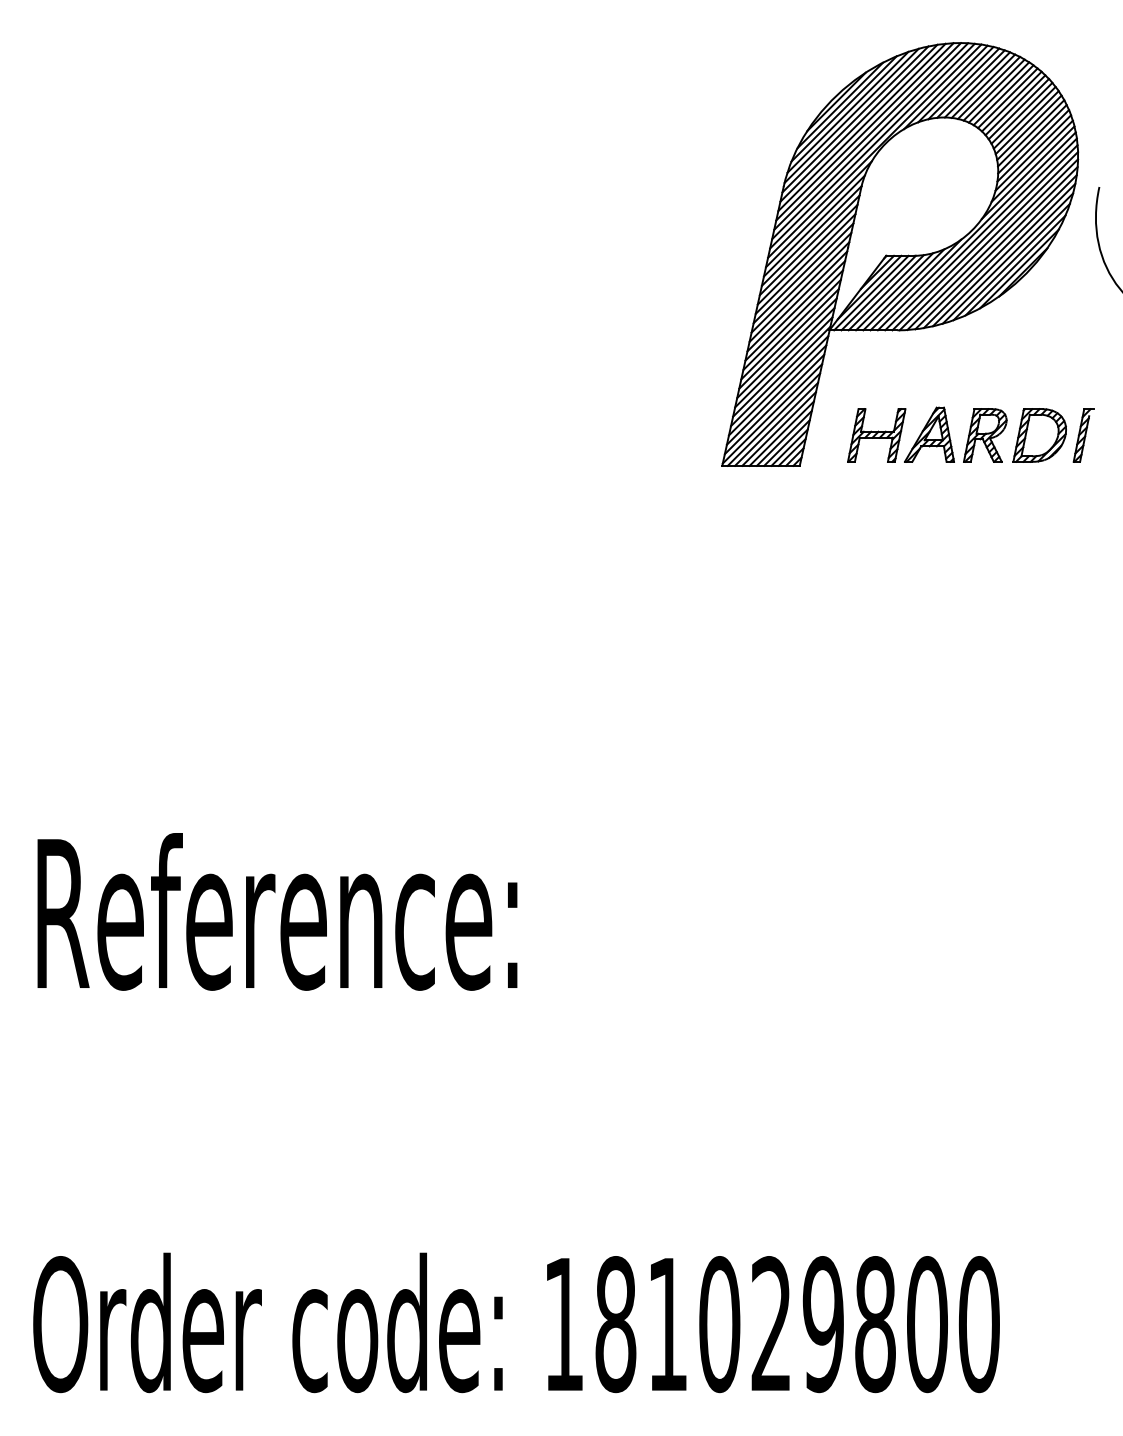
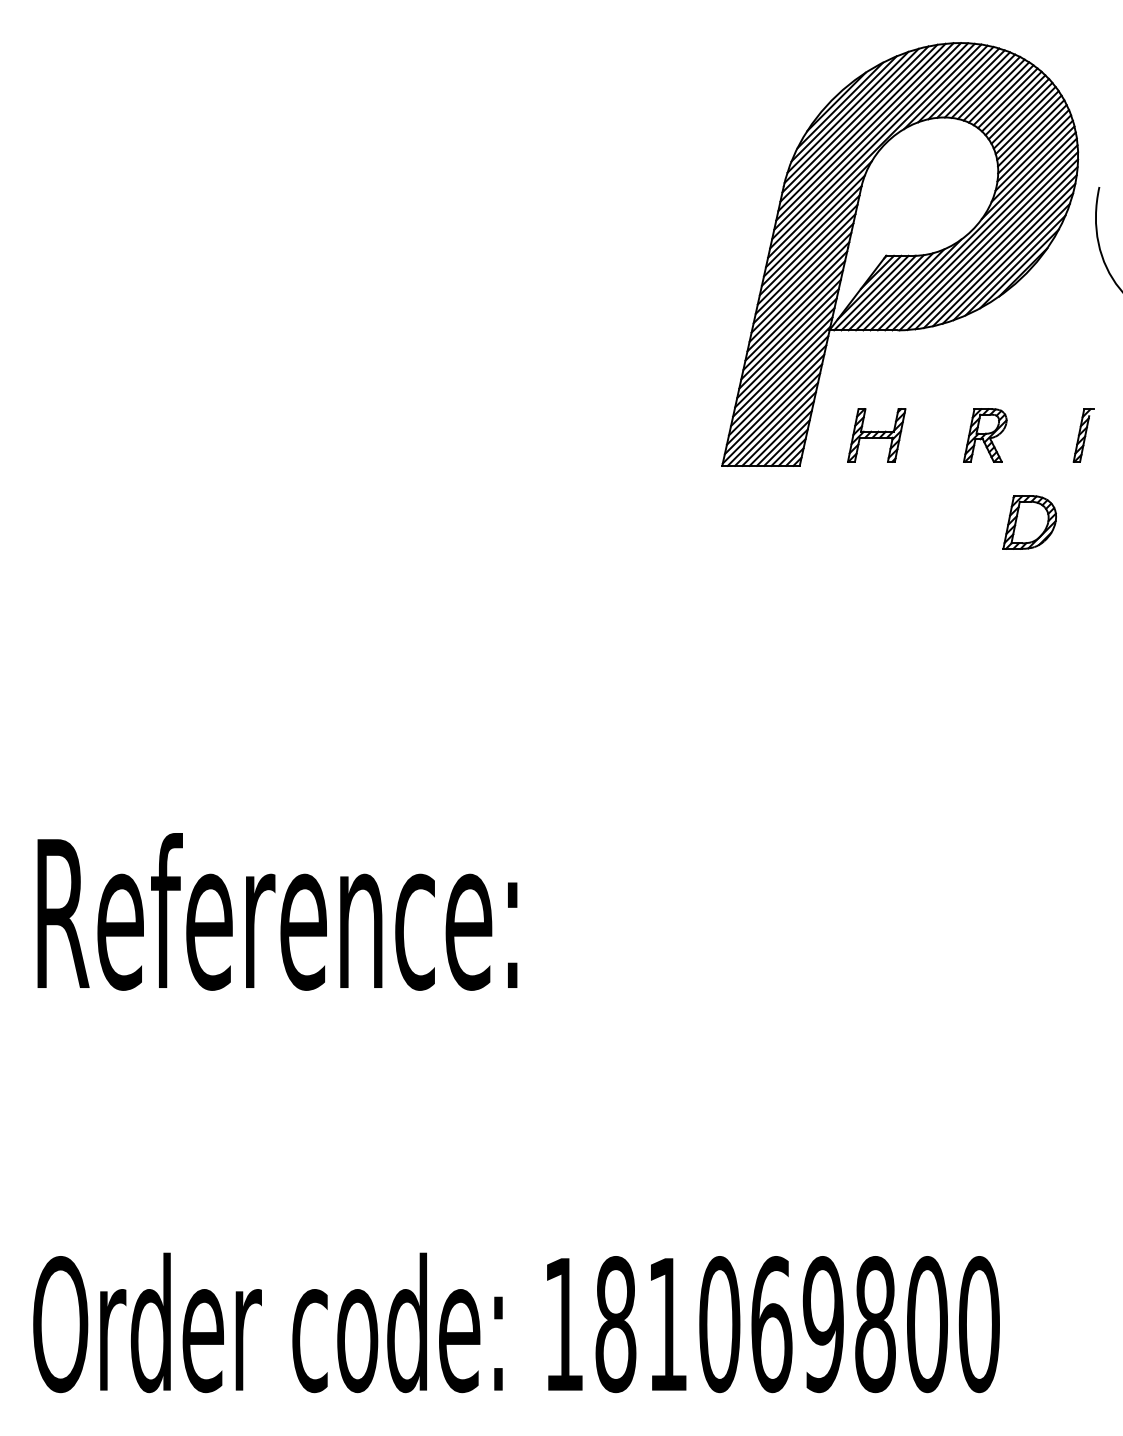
part: present -> none (929, 434)
part position: (1039, 435) -> (1029, 522) (1029, 522)
text: 181029800 -> 181069800 (771, 1324)
